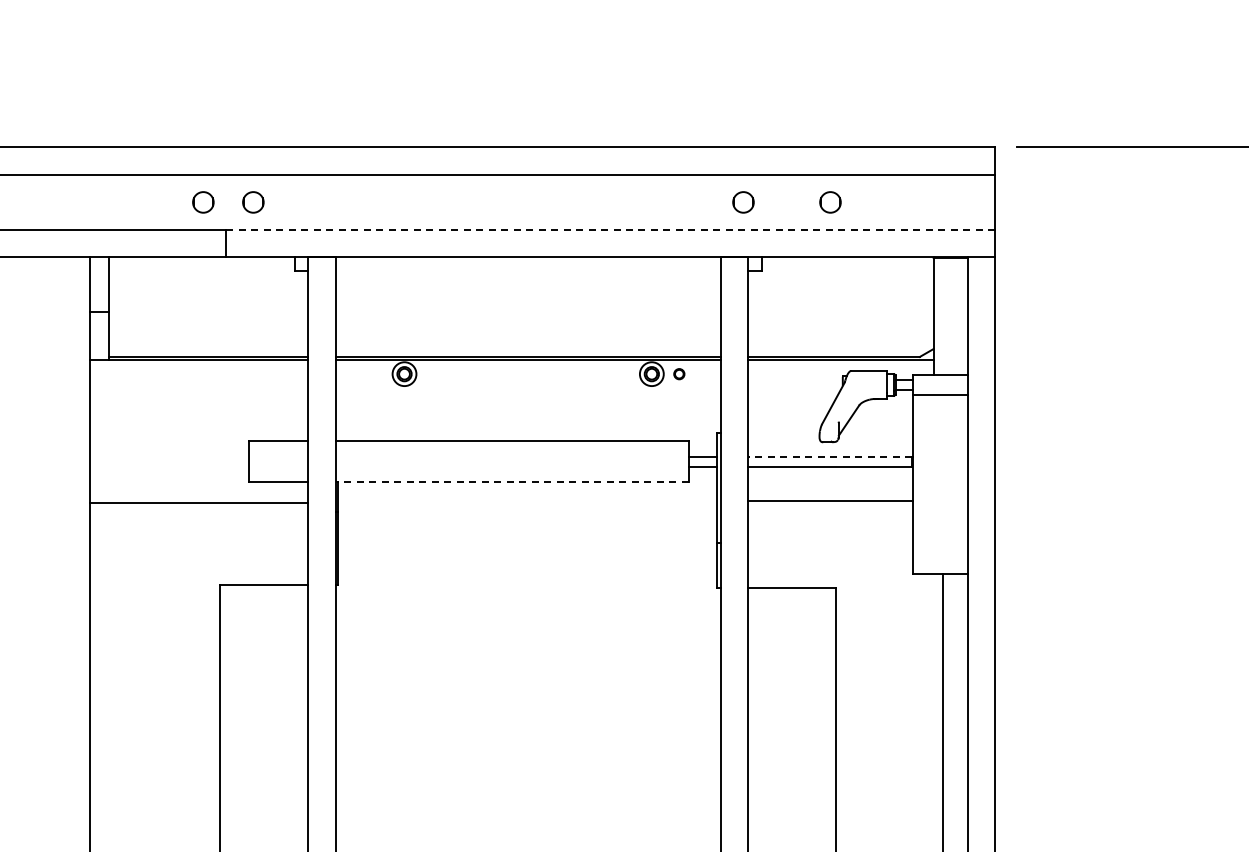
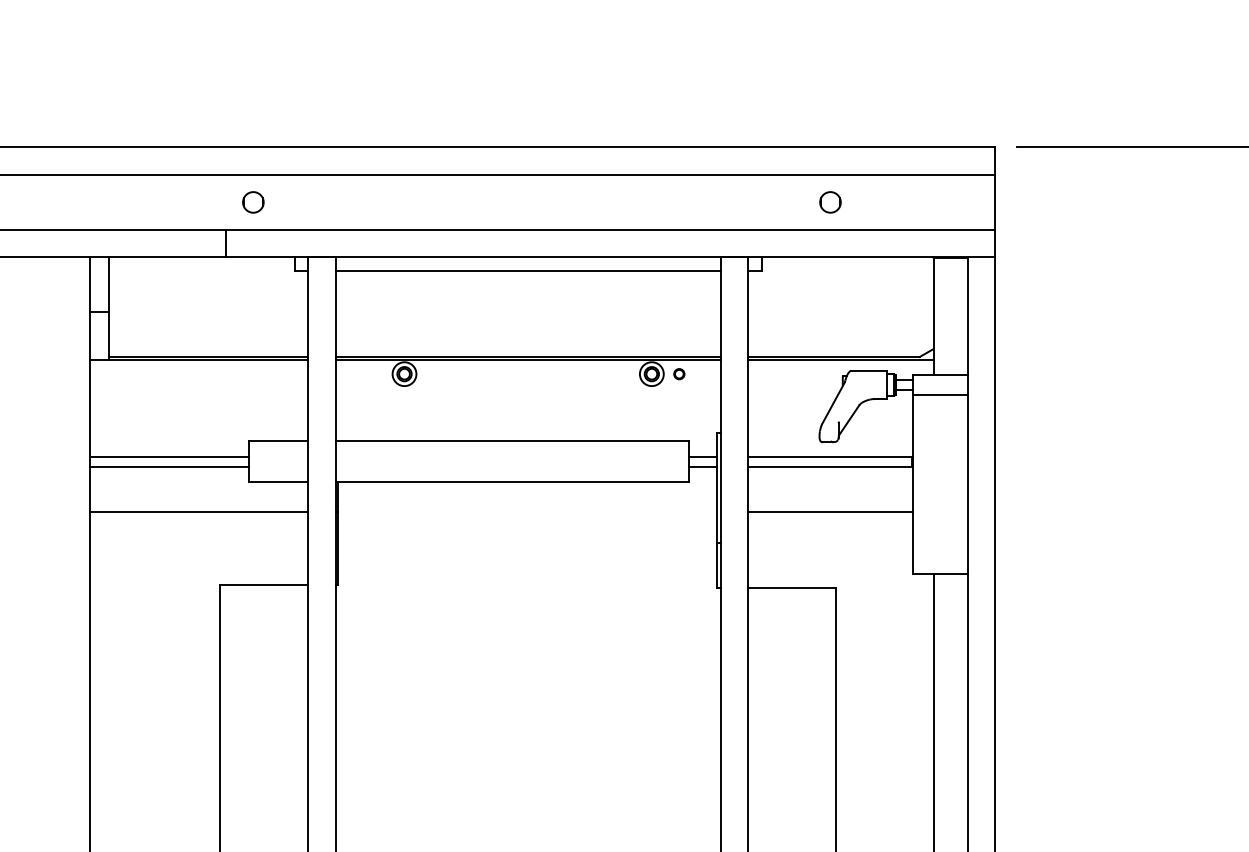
circle: present -> none (203, 202)
circle: present -> none (743, 202)
line: dashed -> solid (610, 229)
line: none -> present (527, 271)
line: none -> present (169, 457)
line: dashed -> solid (829, 457)
line: none -> present (169, 467)
line: dashed -> solid (511, 482)
line position: (830, 501) -> (830, 512) (830, 512)
line position: (199, 503) -> (199, 512) (199, 512)
line position: (942, 710) -> (933, 710) (933, 710)
